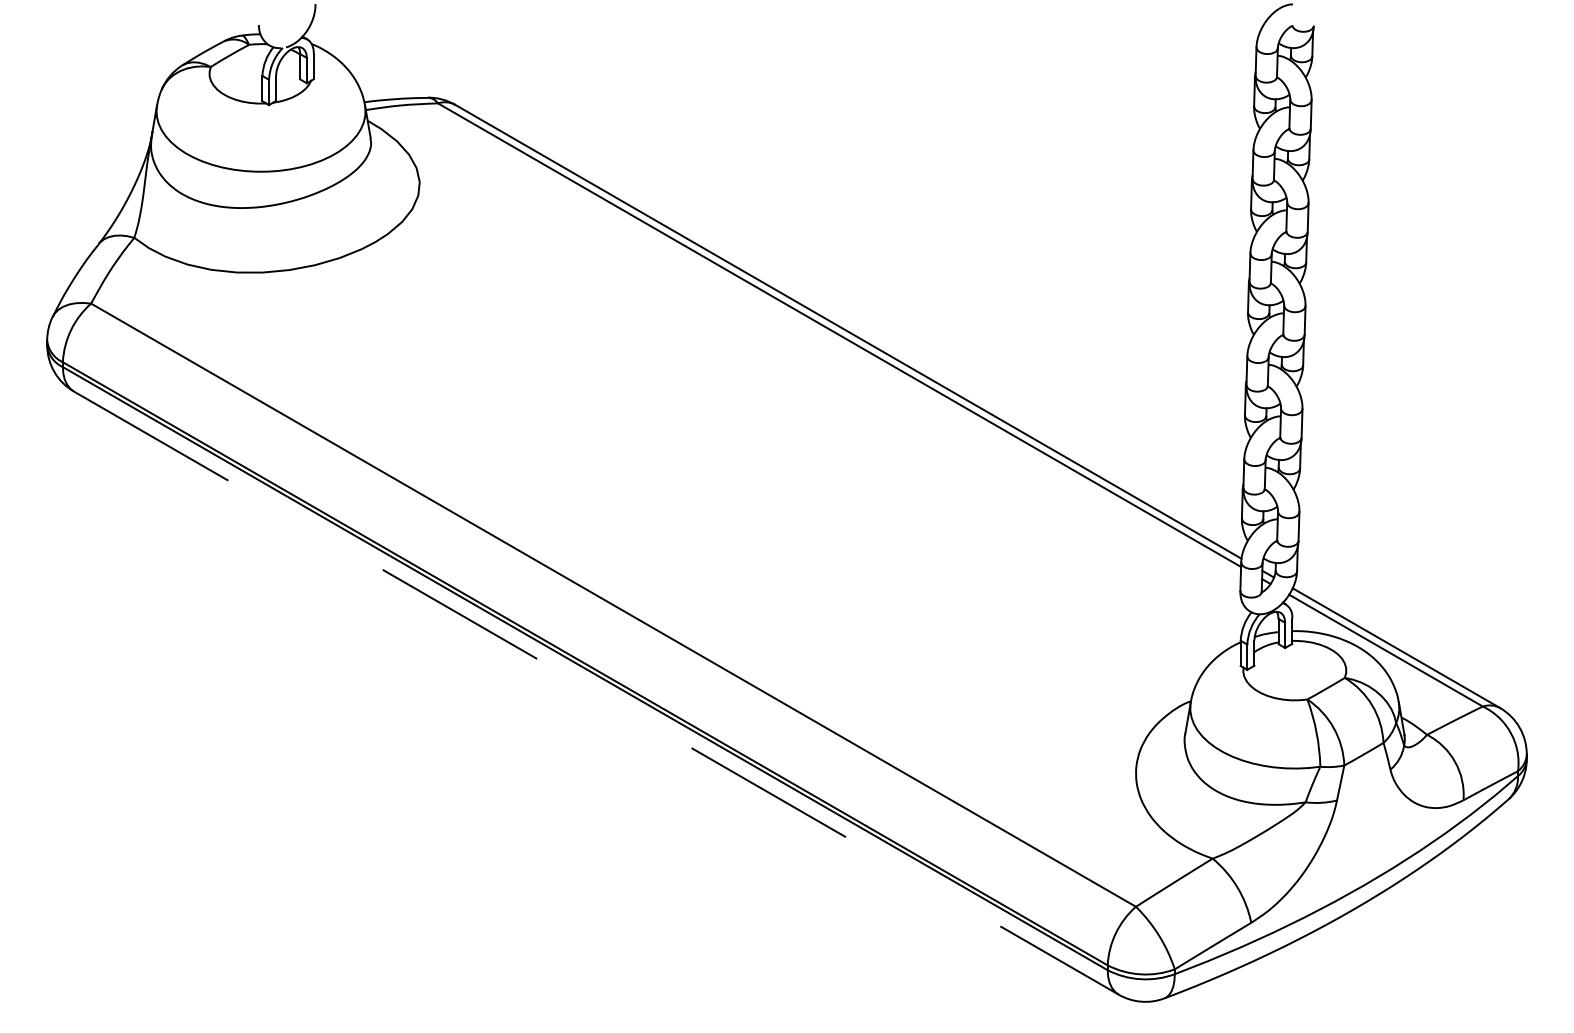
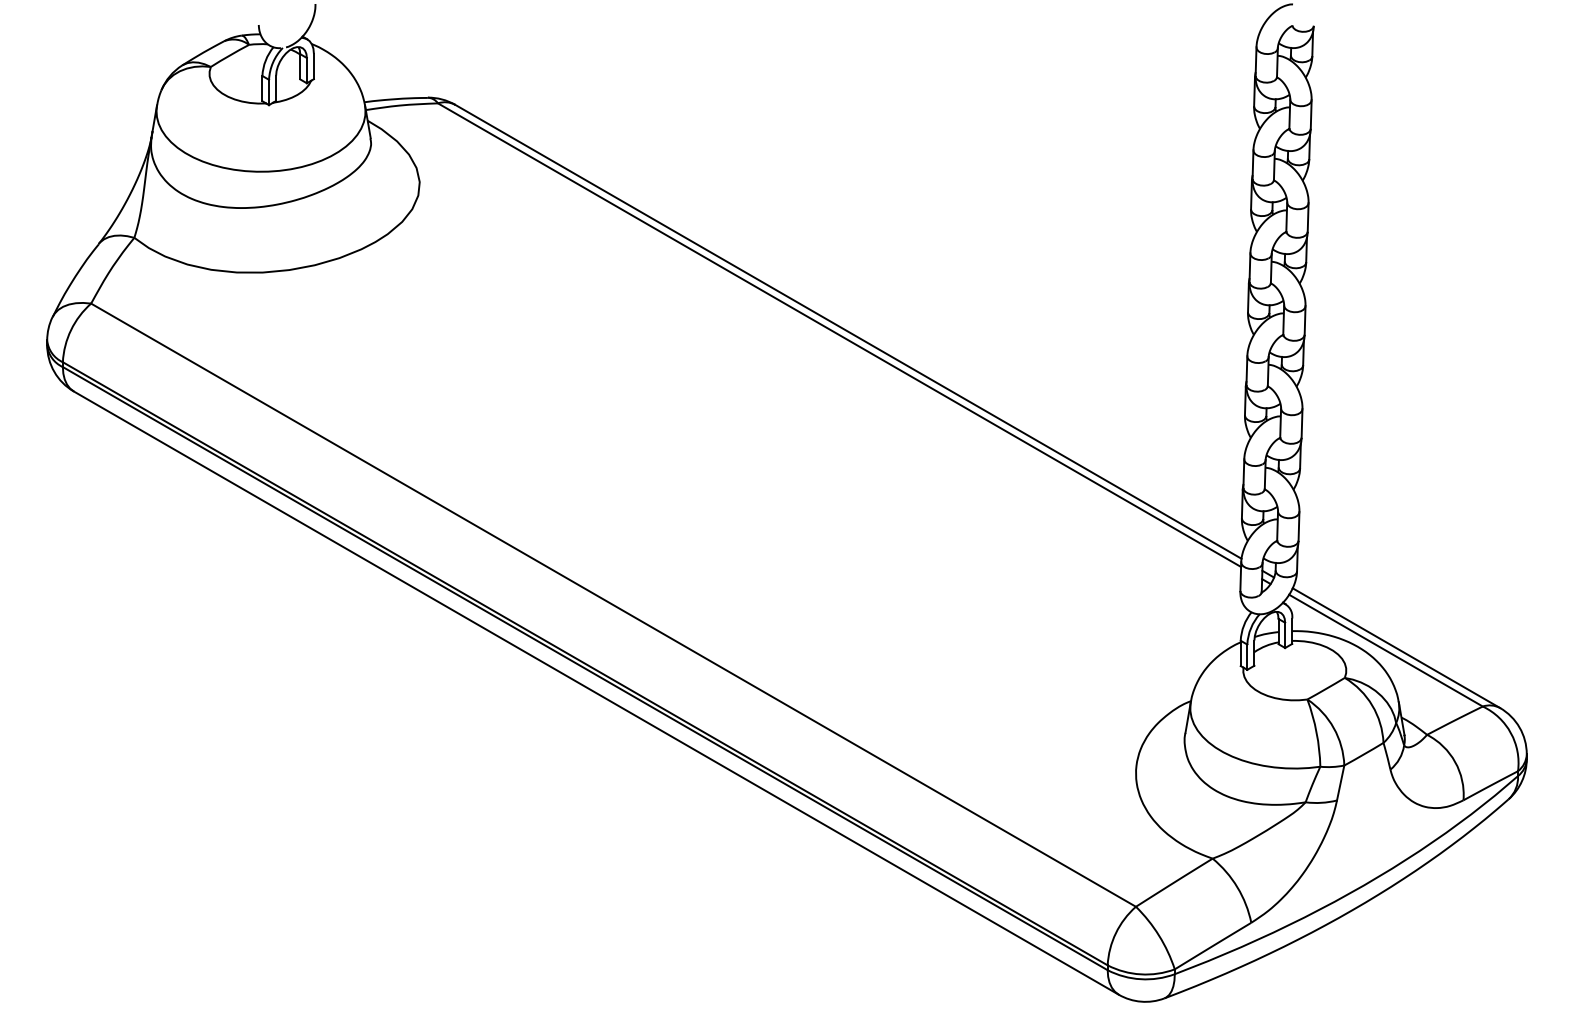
line: dashed -> solid (596, 693)
